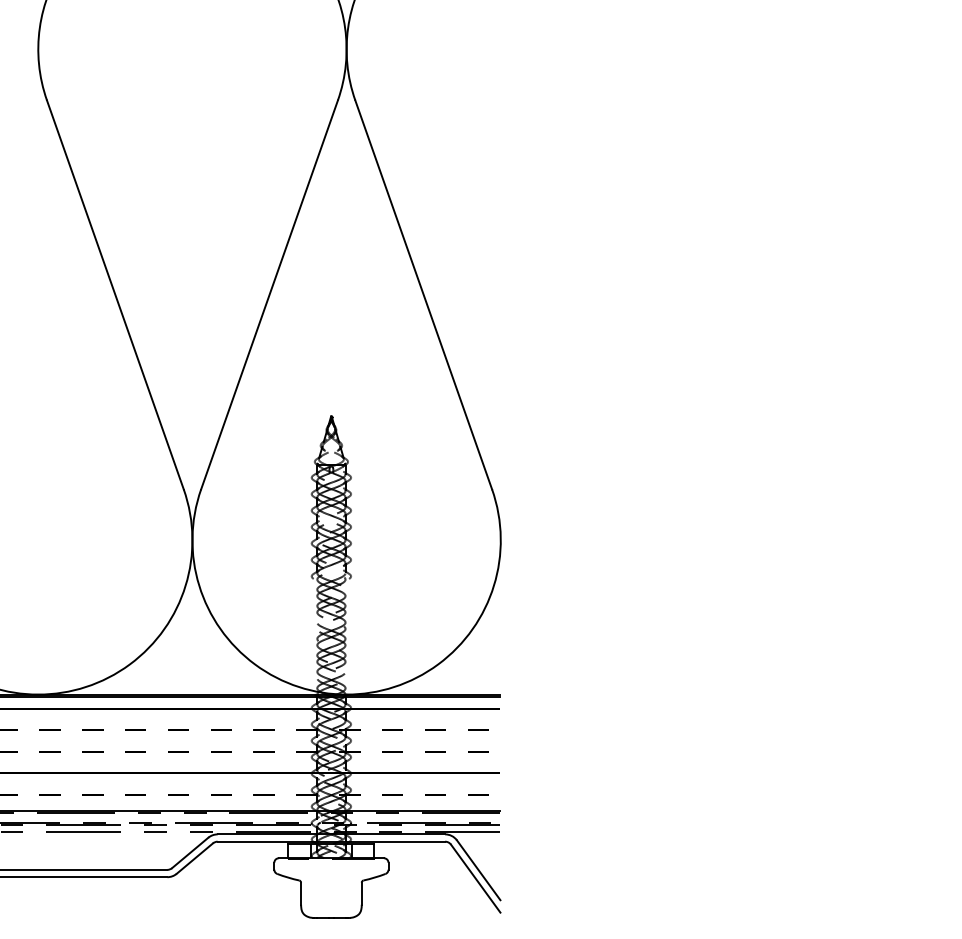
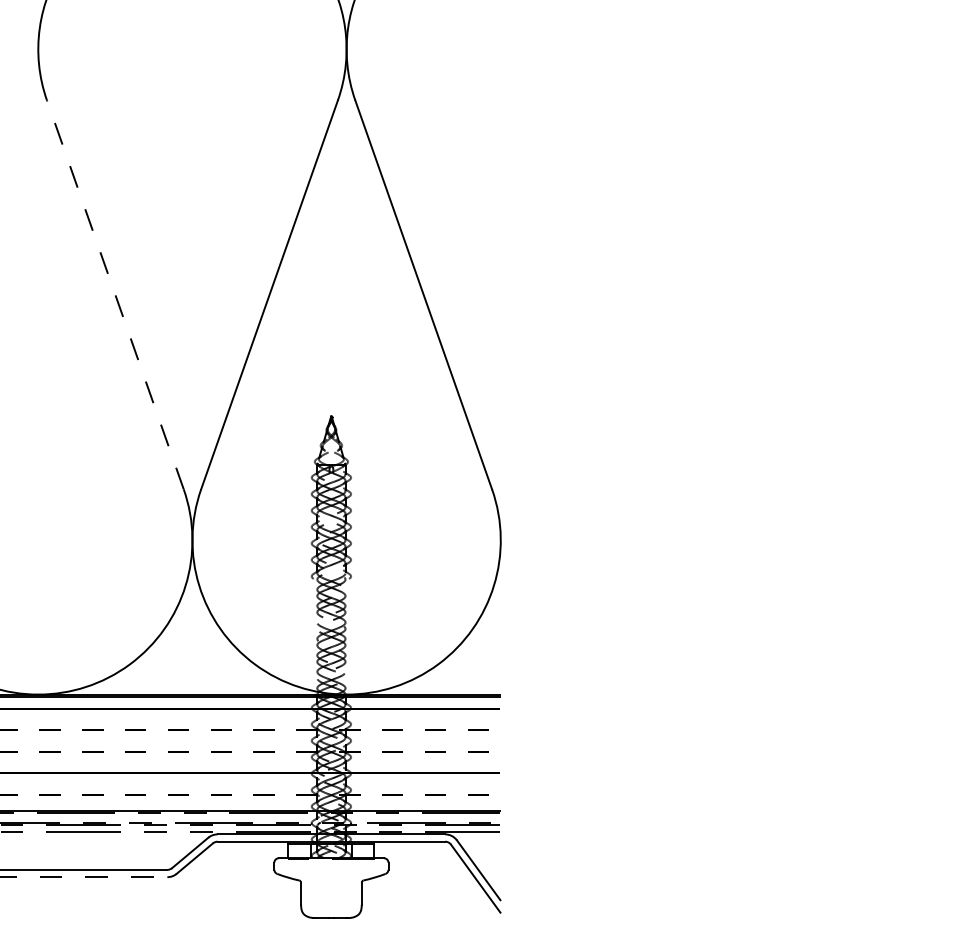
line: solid -> dashed (115, 294)
line: solid -> dashed (84, 877)
